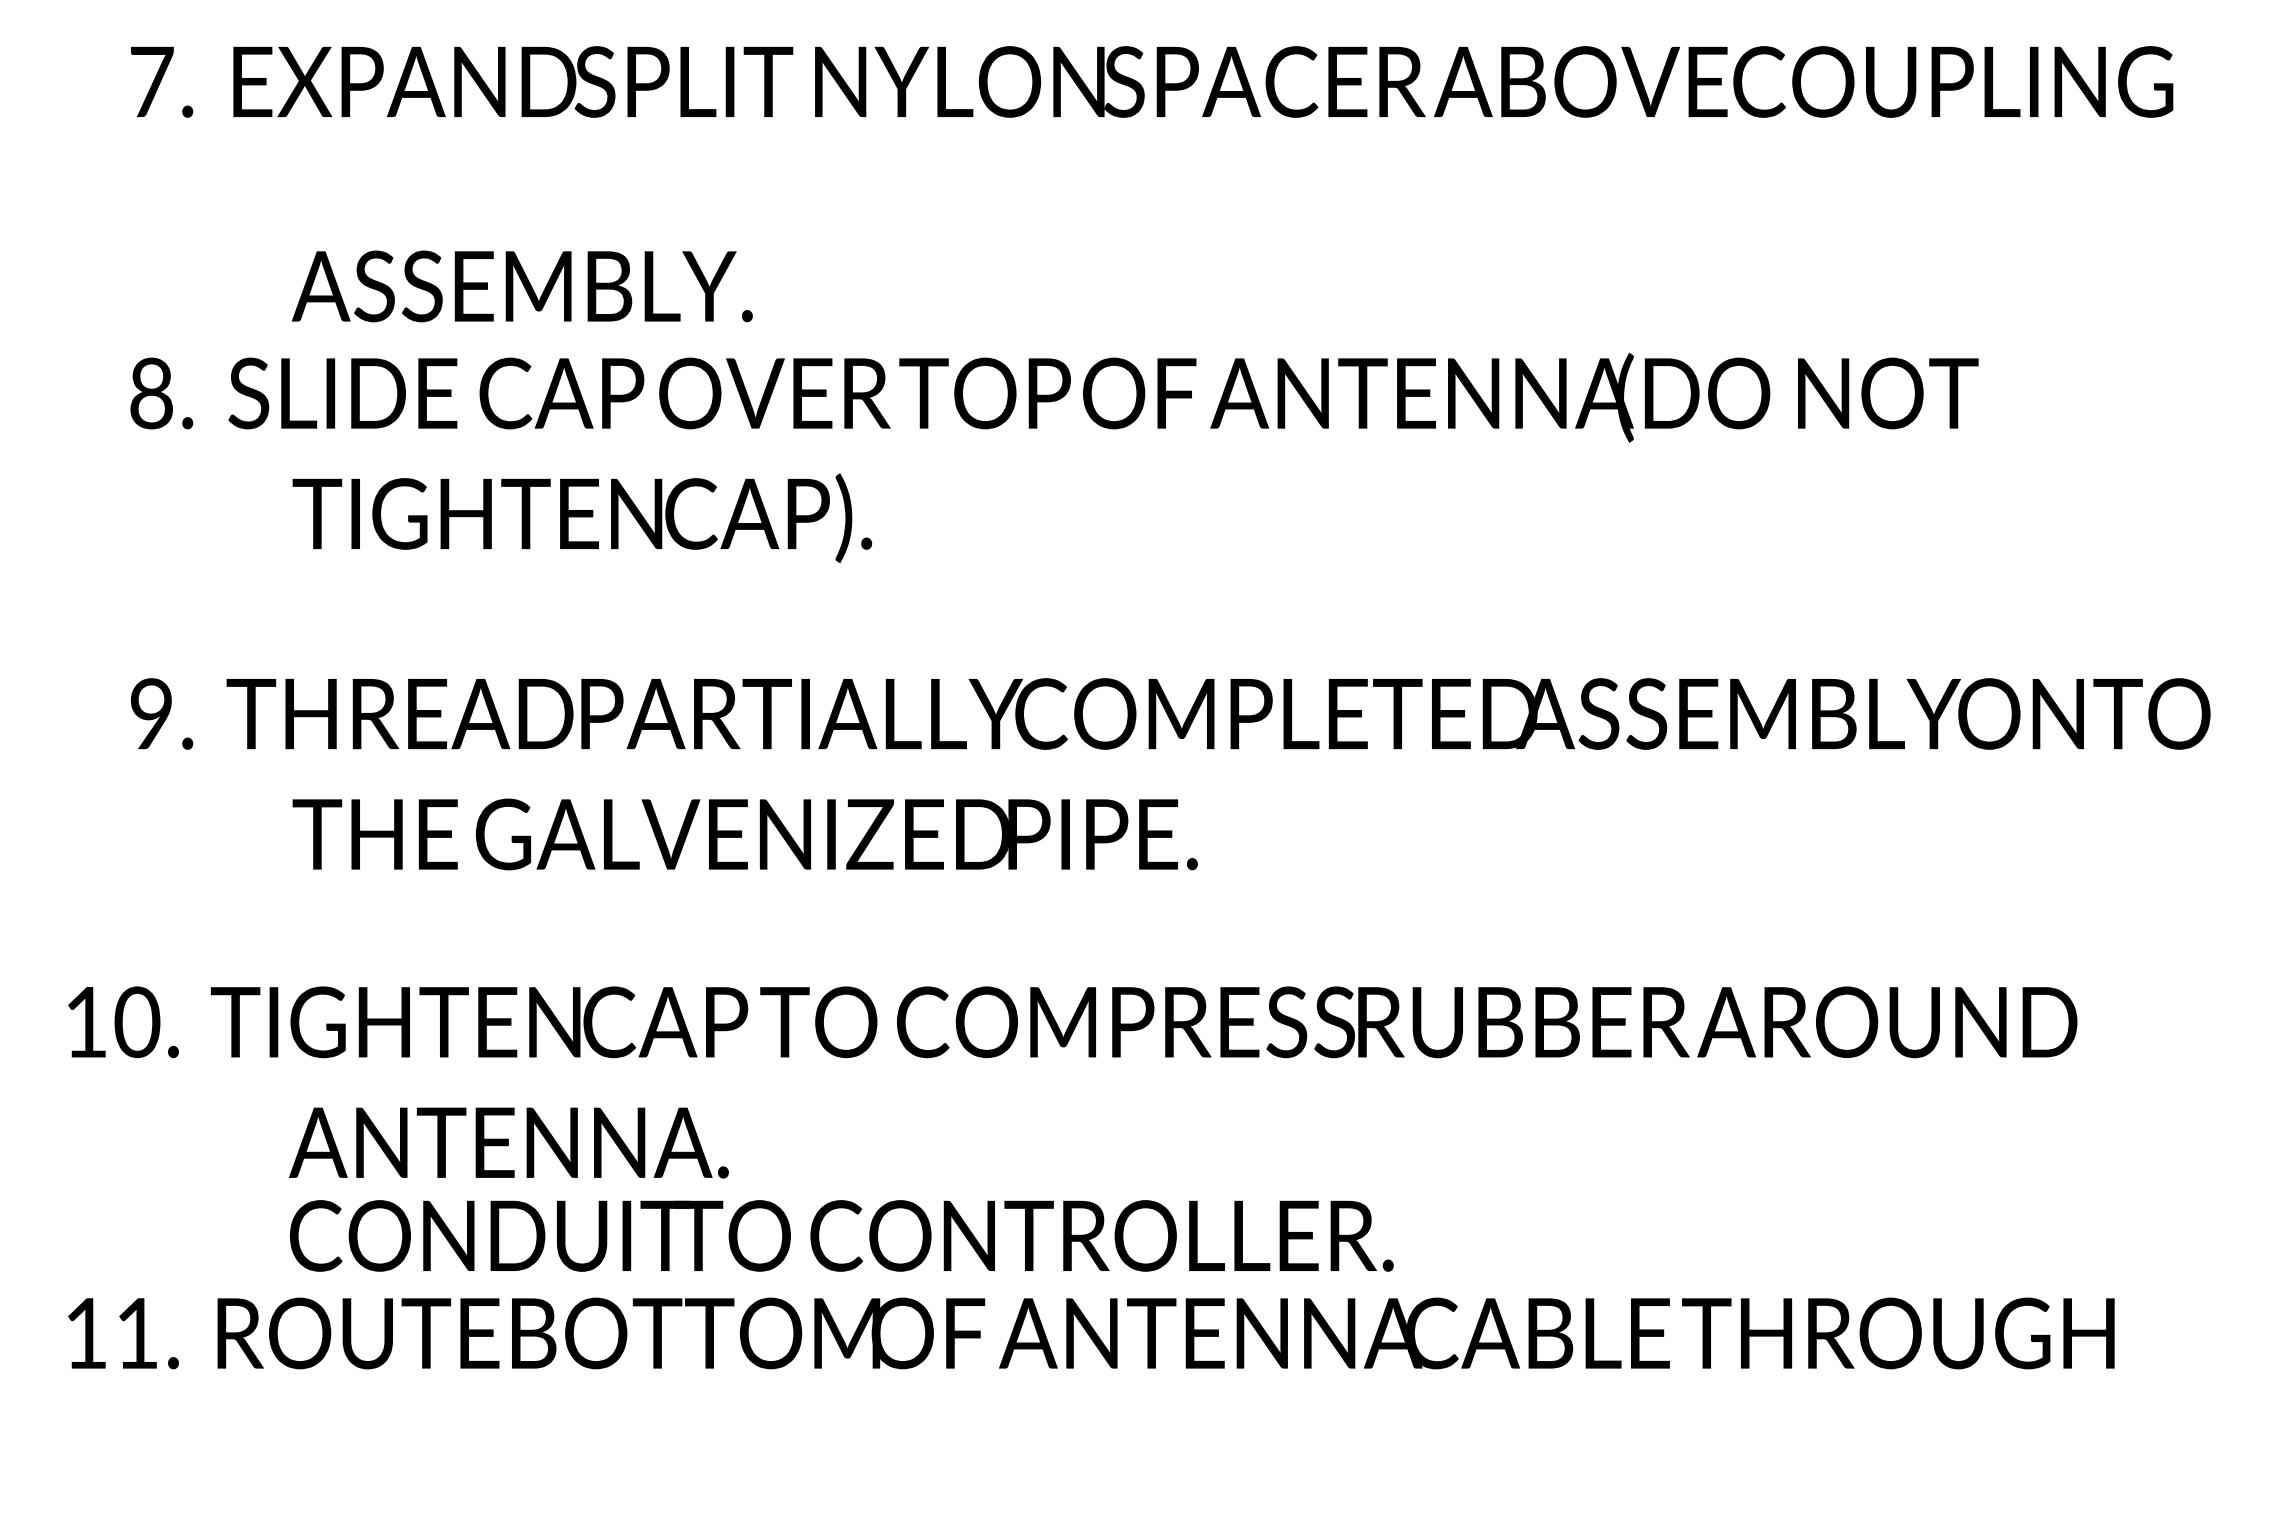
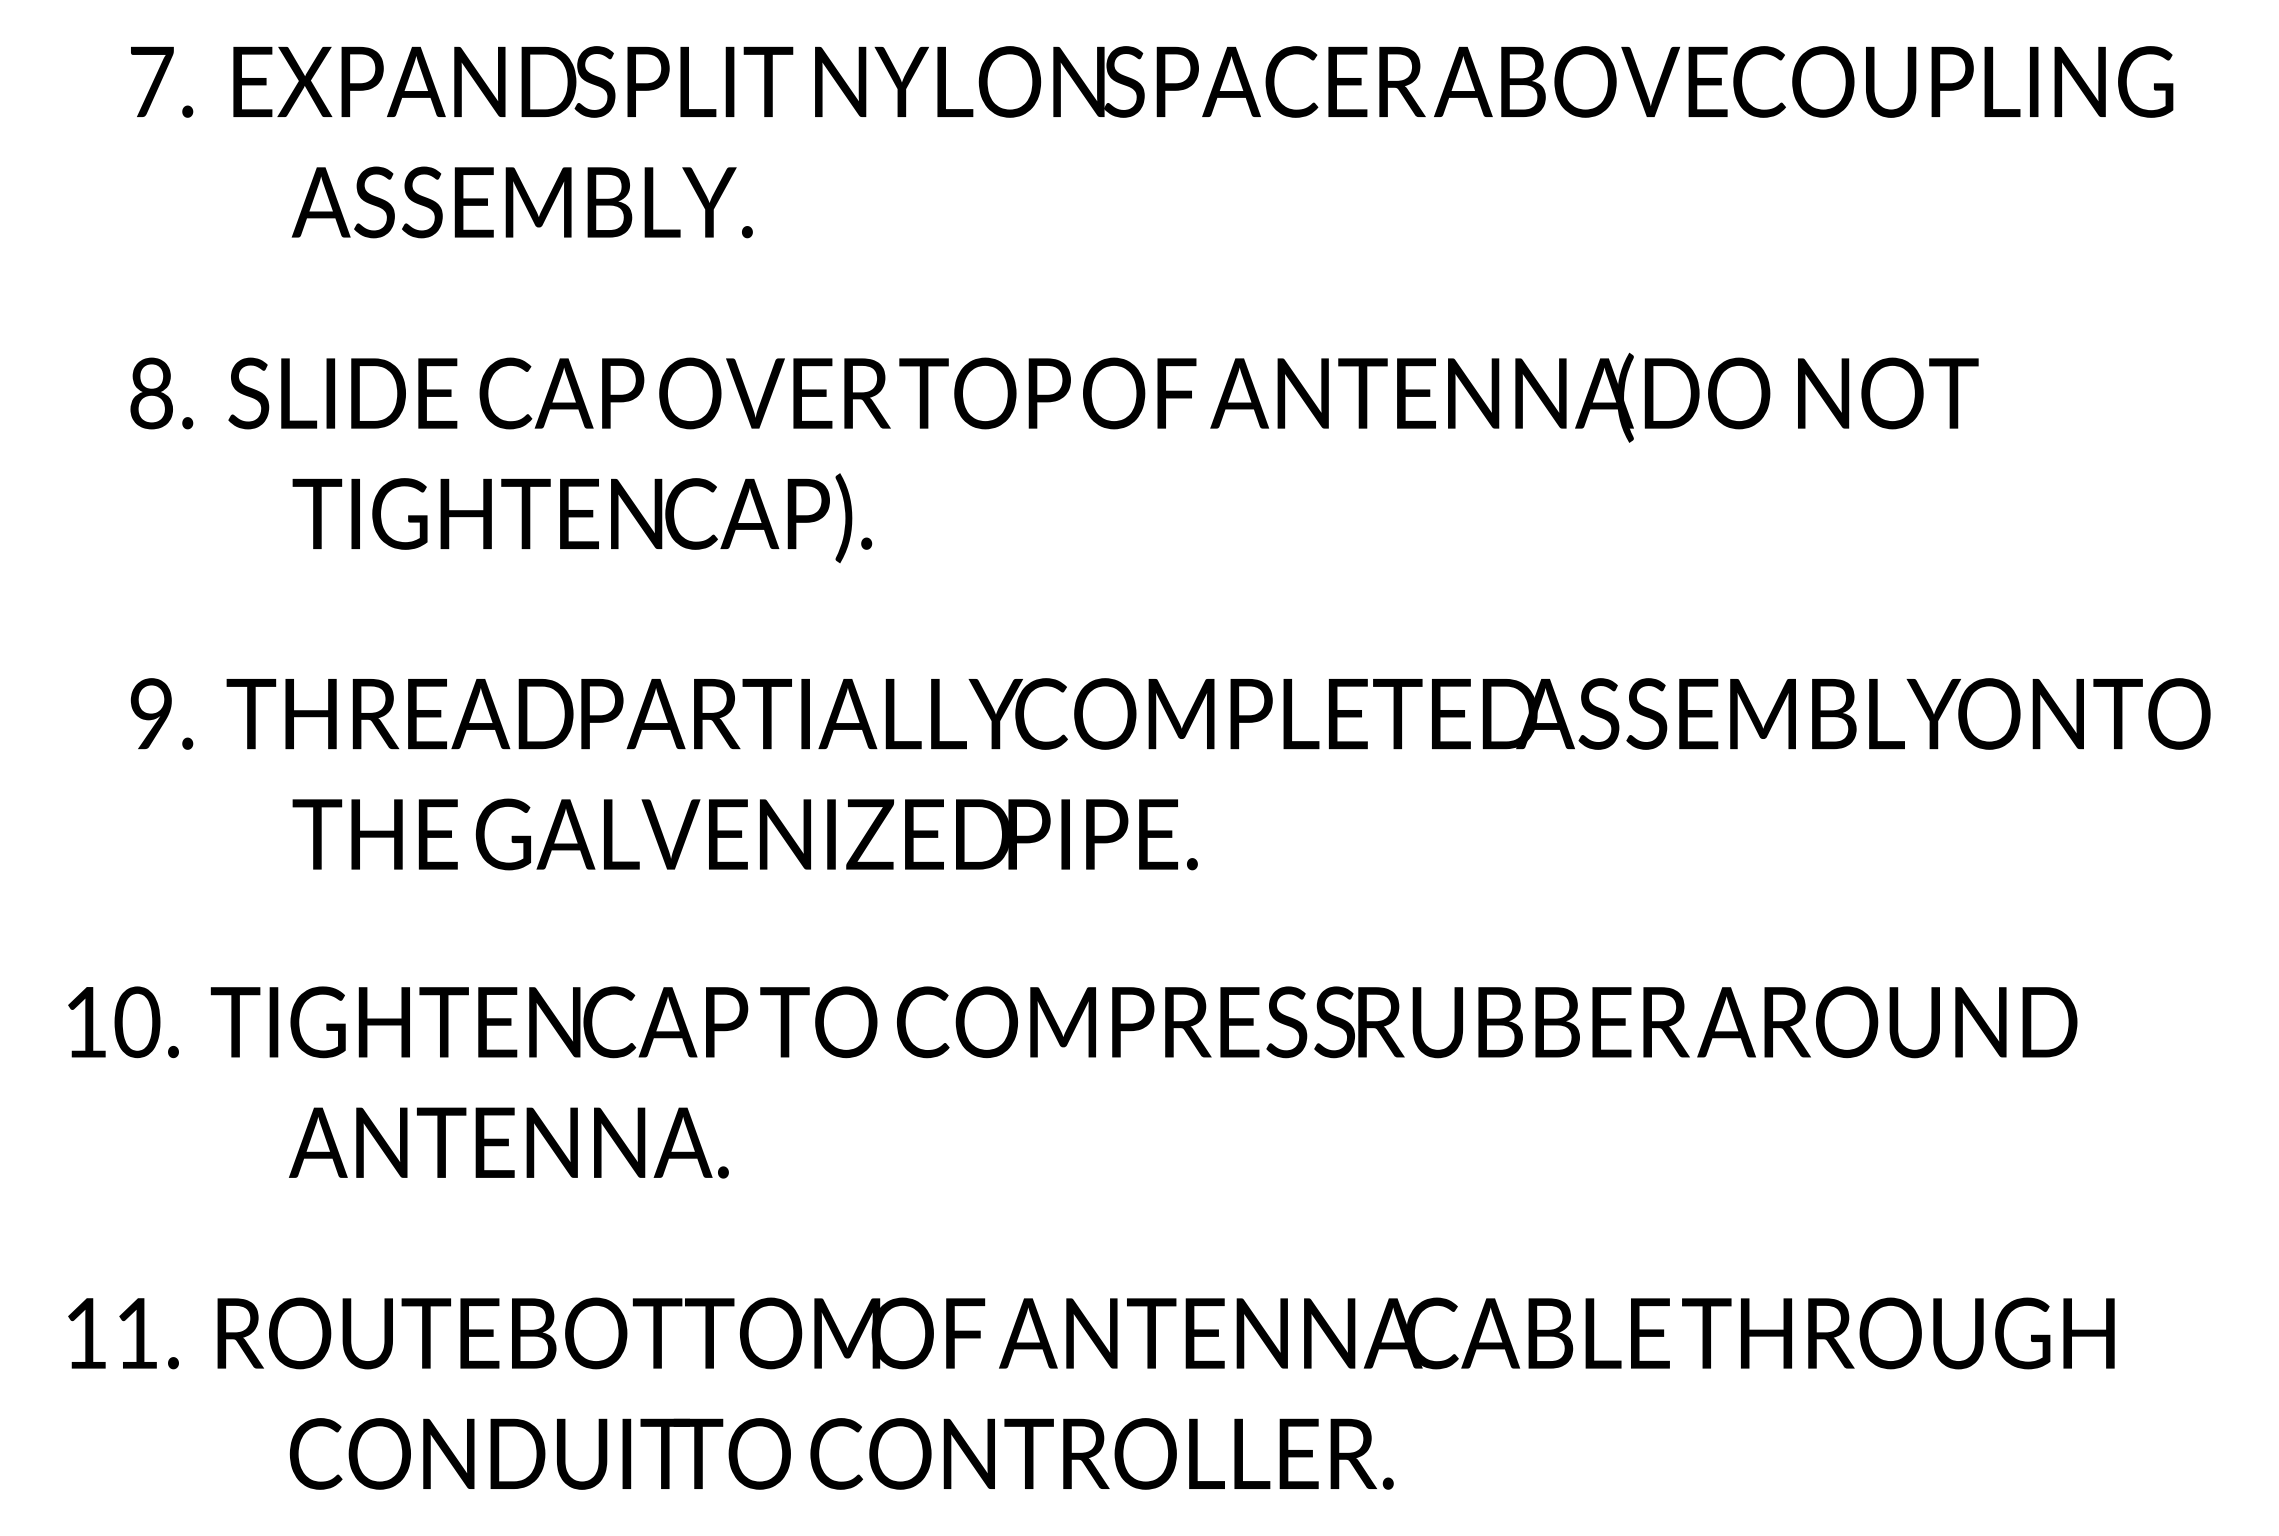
text position: (521, 286) -> (521, 202) (521, 202)
text position: (841, 1235) -> (841, 1453) (841, 1453)
